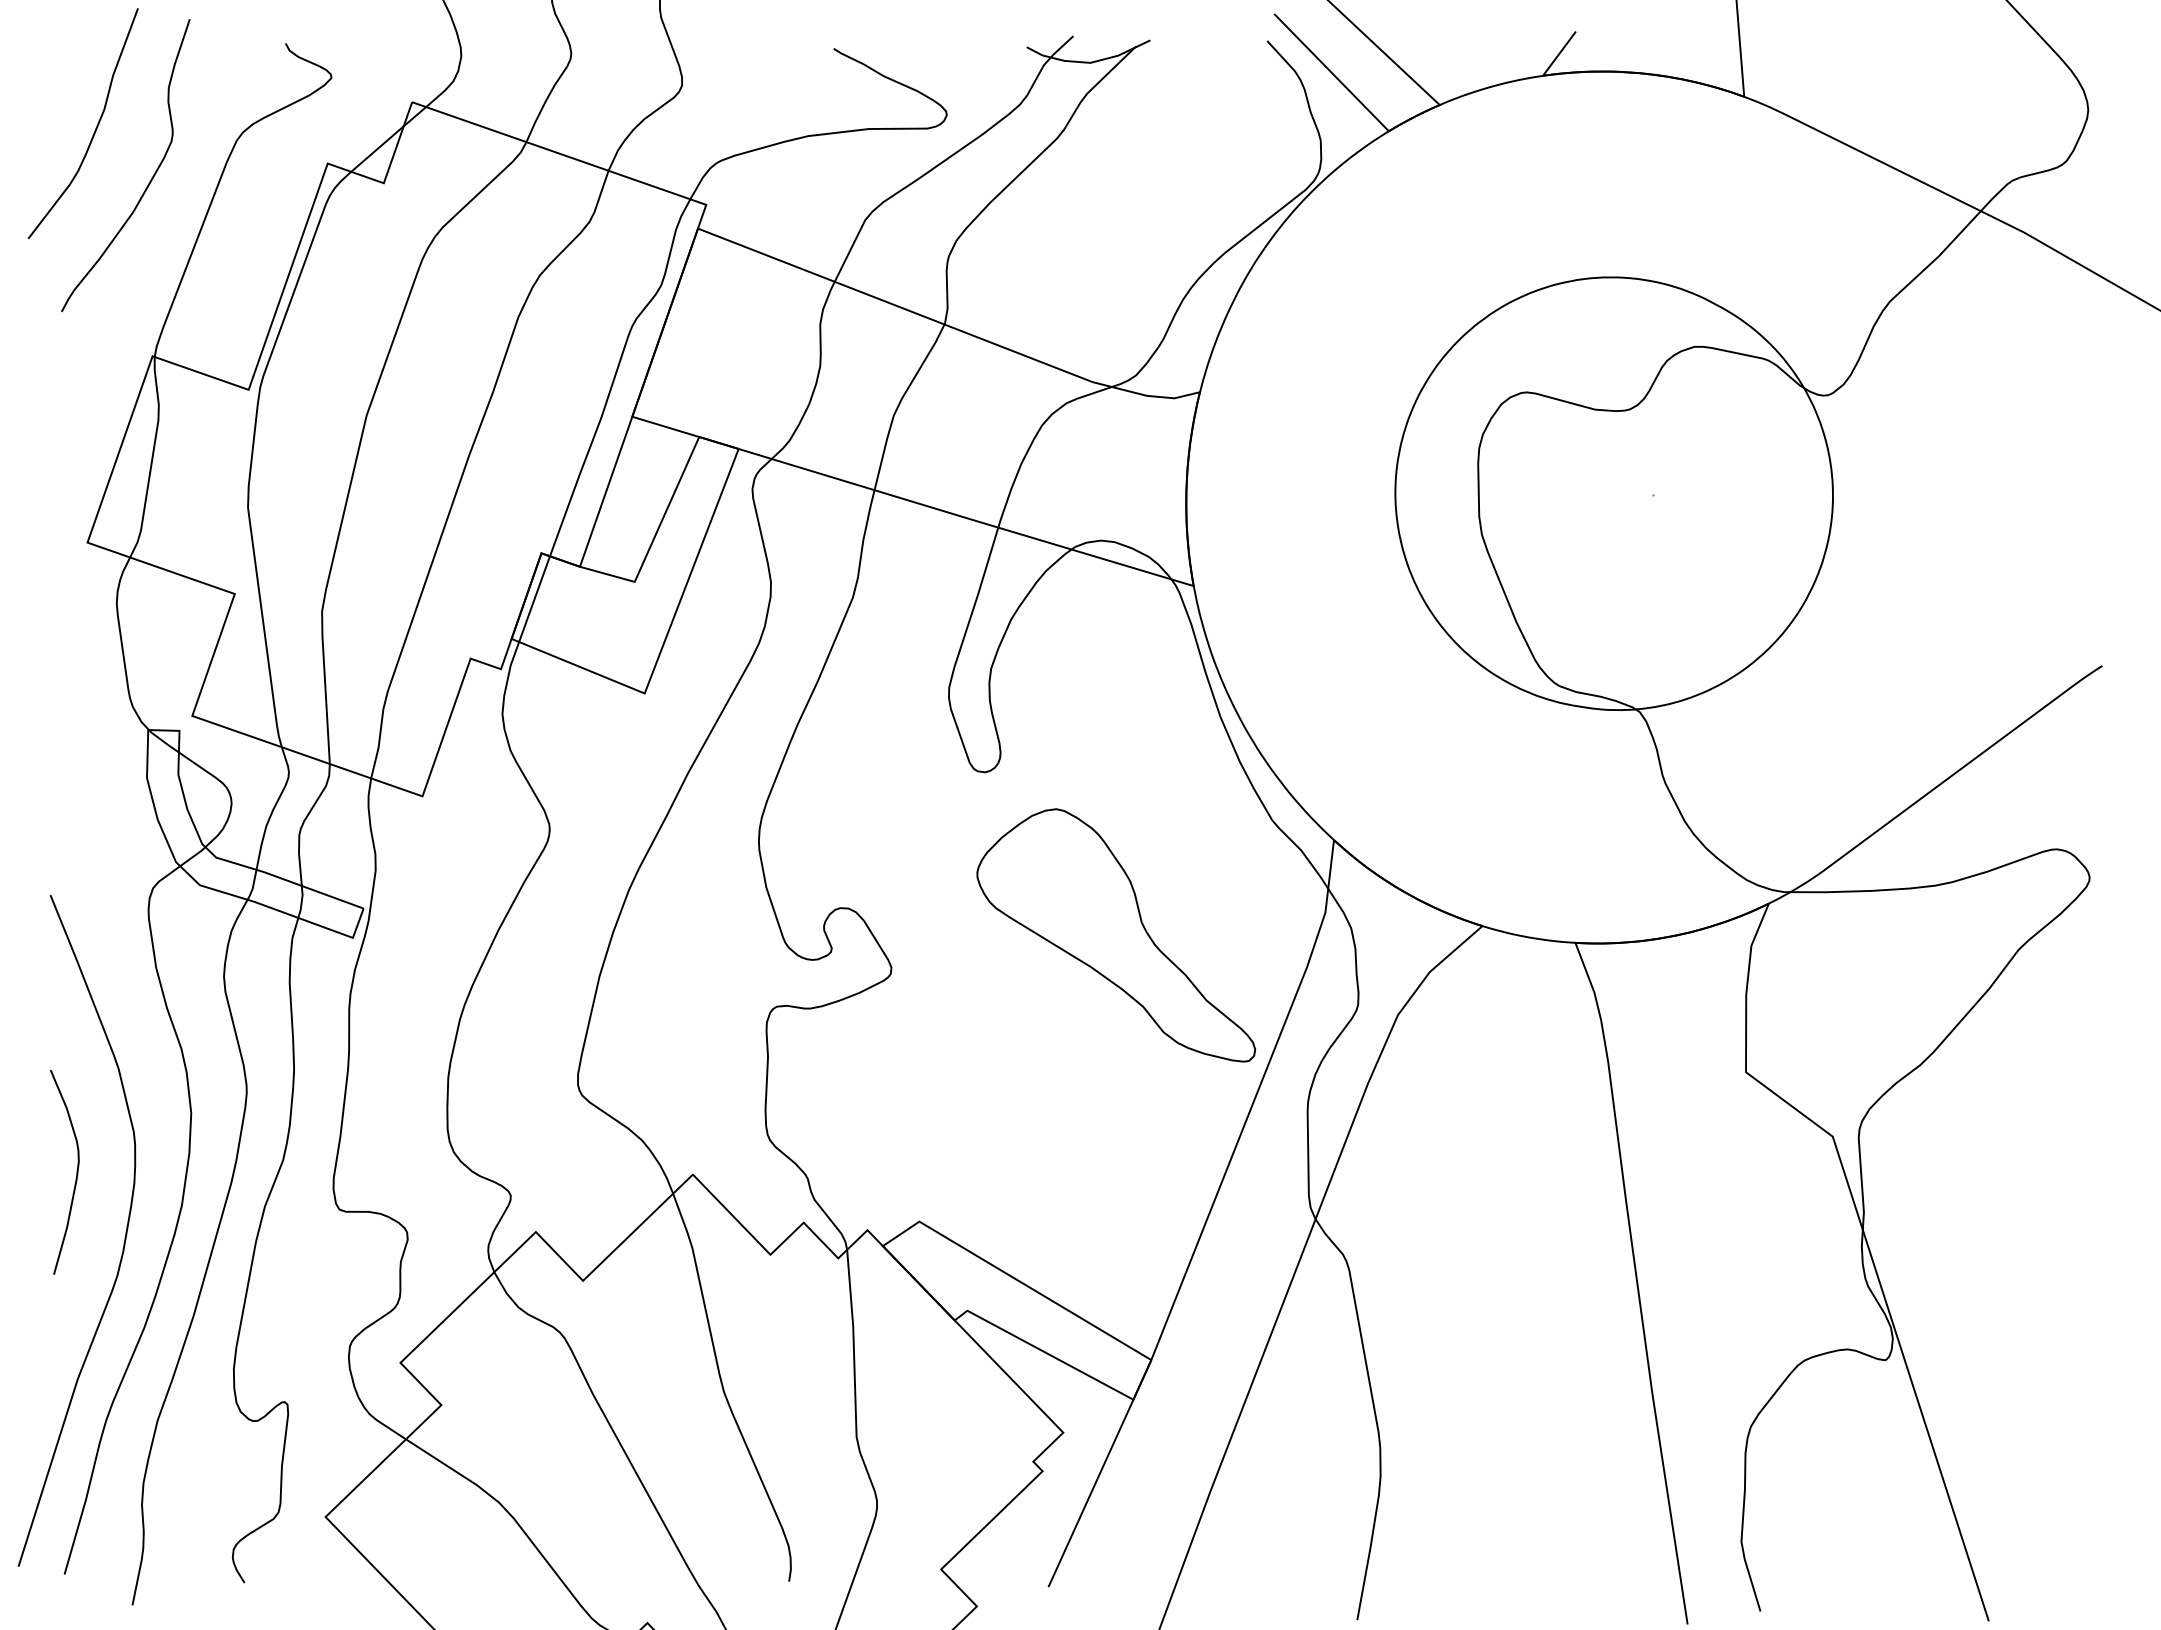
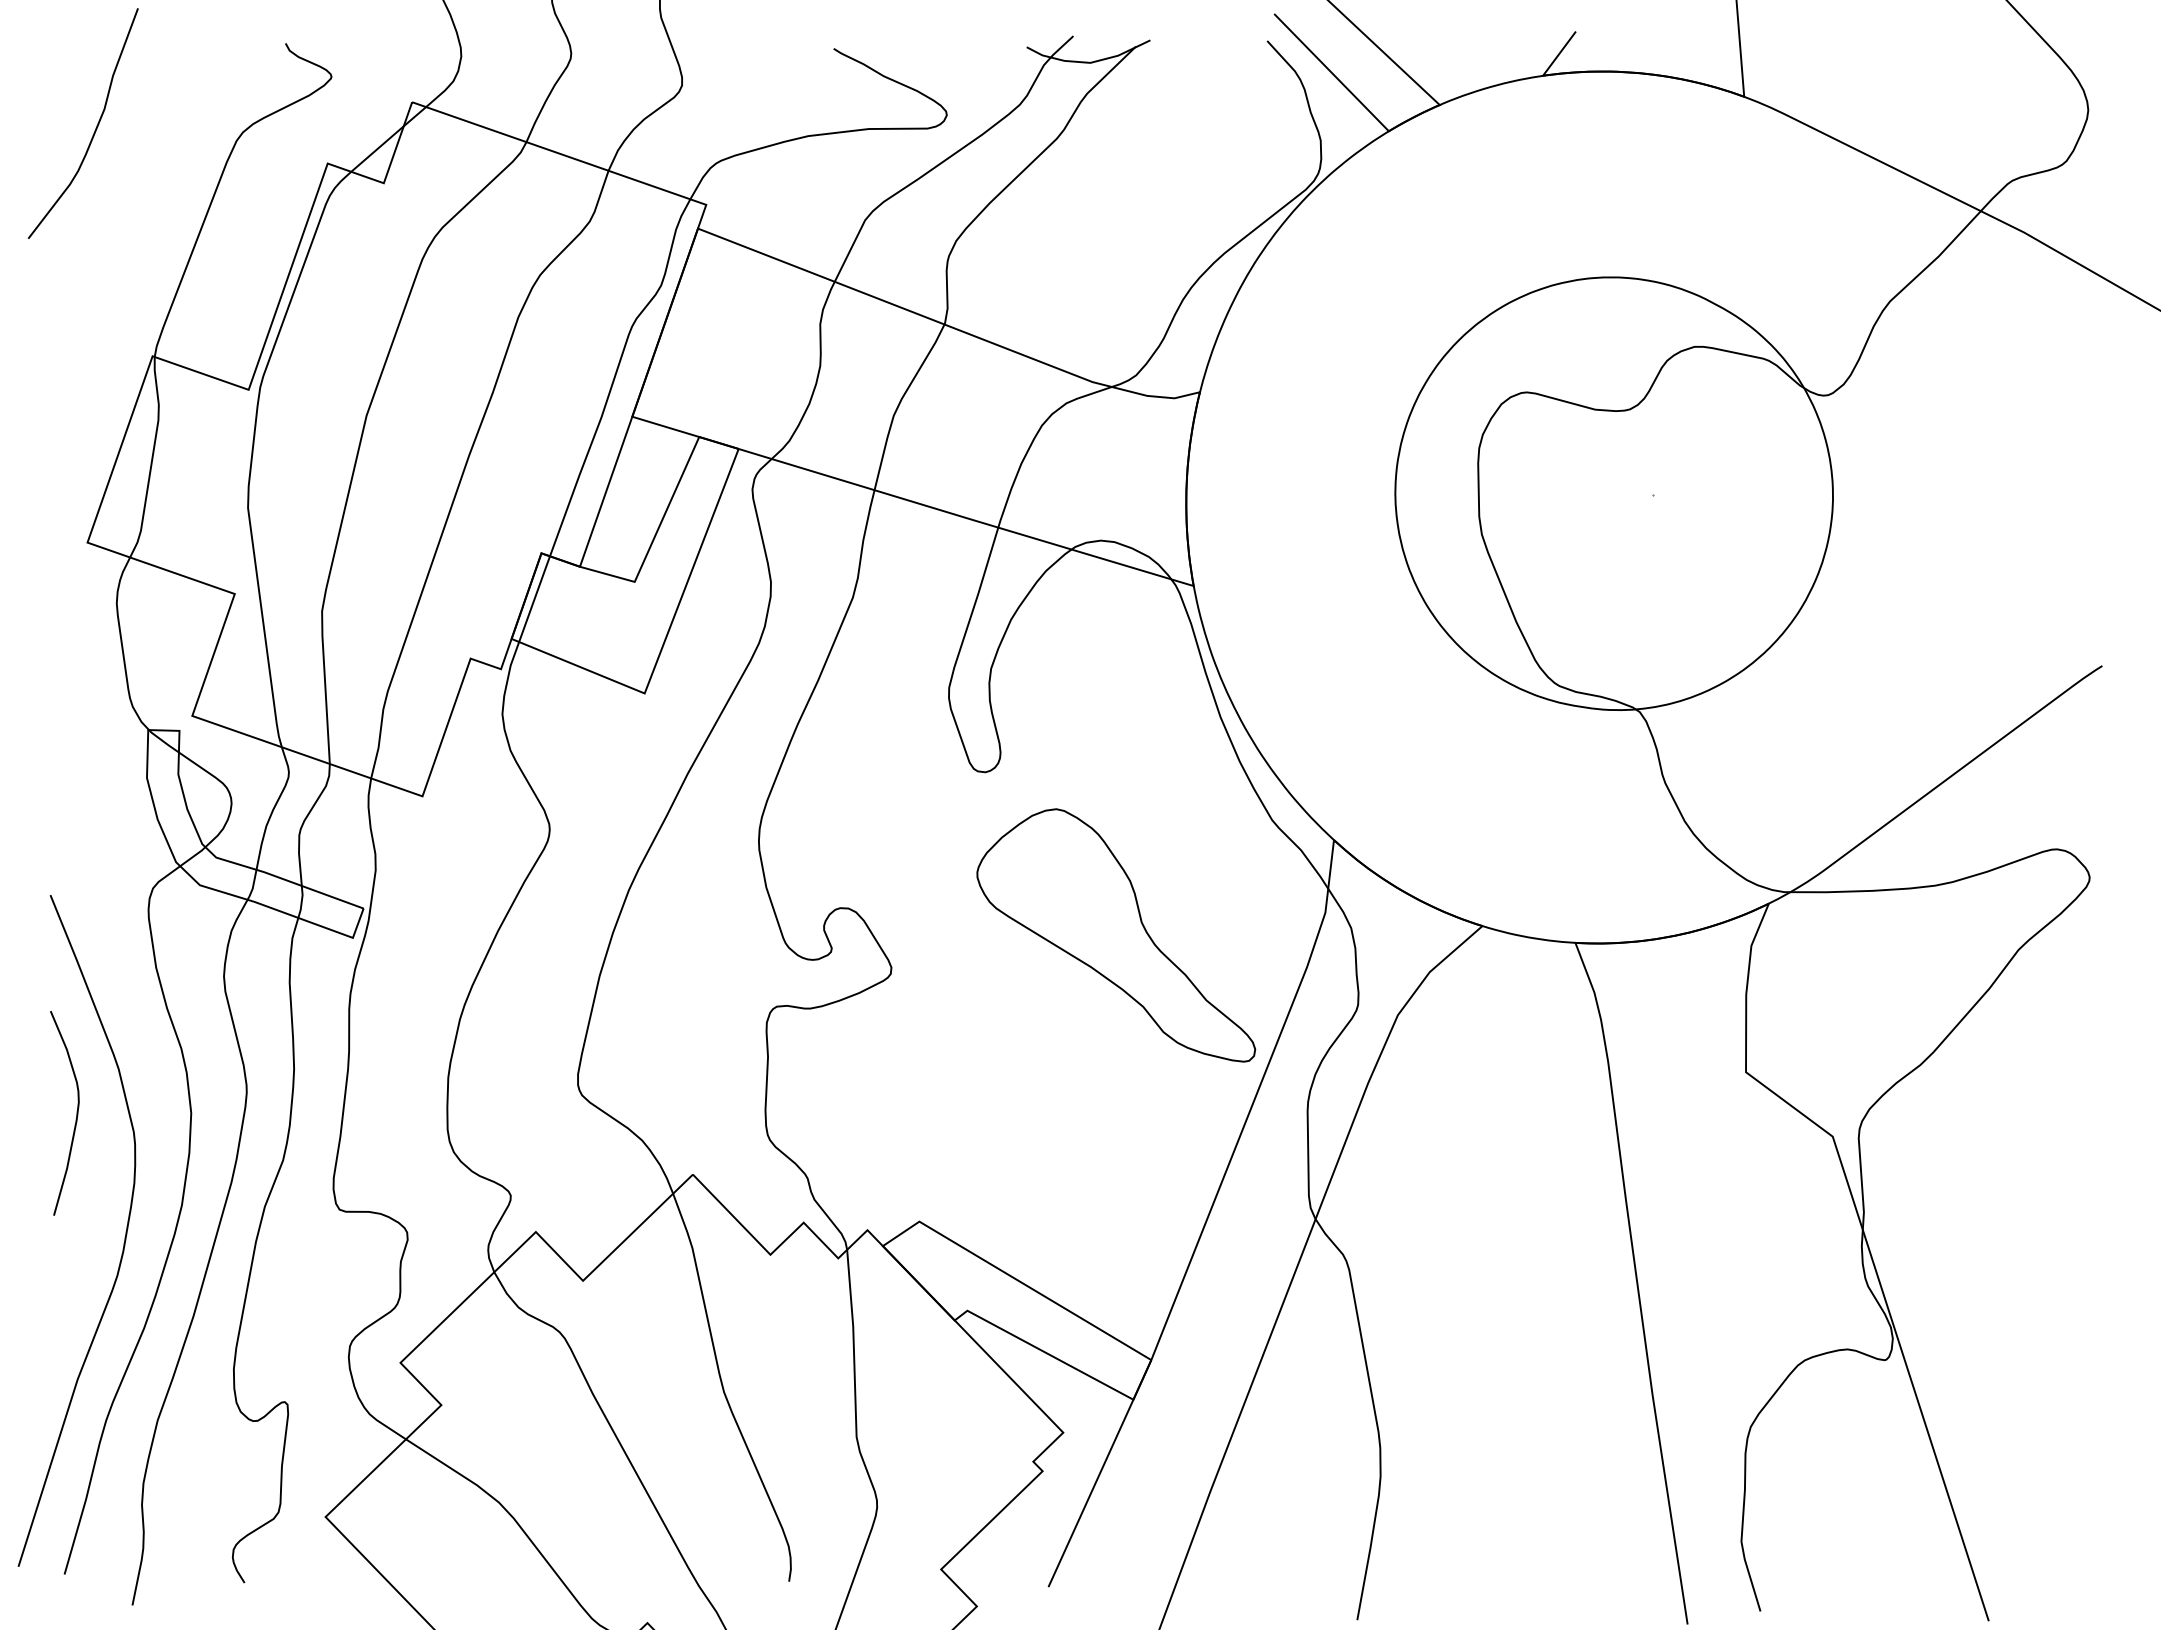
curve: present -> none (150, 179)
curve position: (76, 1172) -> (76, 1113) (76, 1113)
